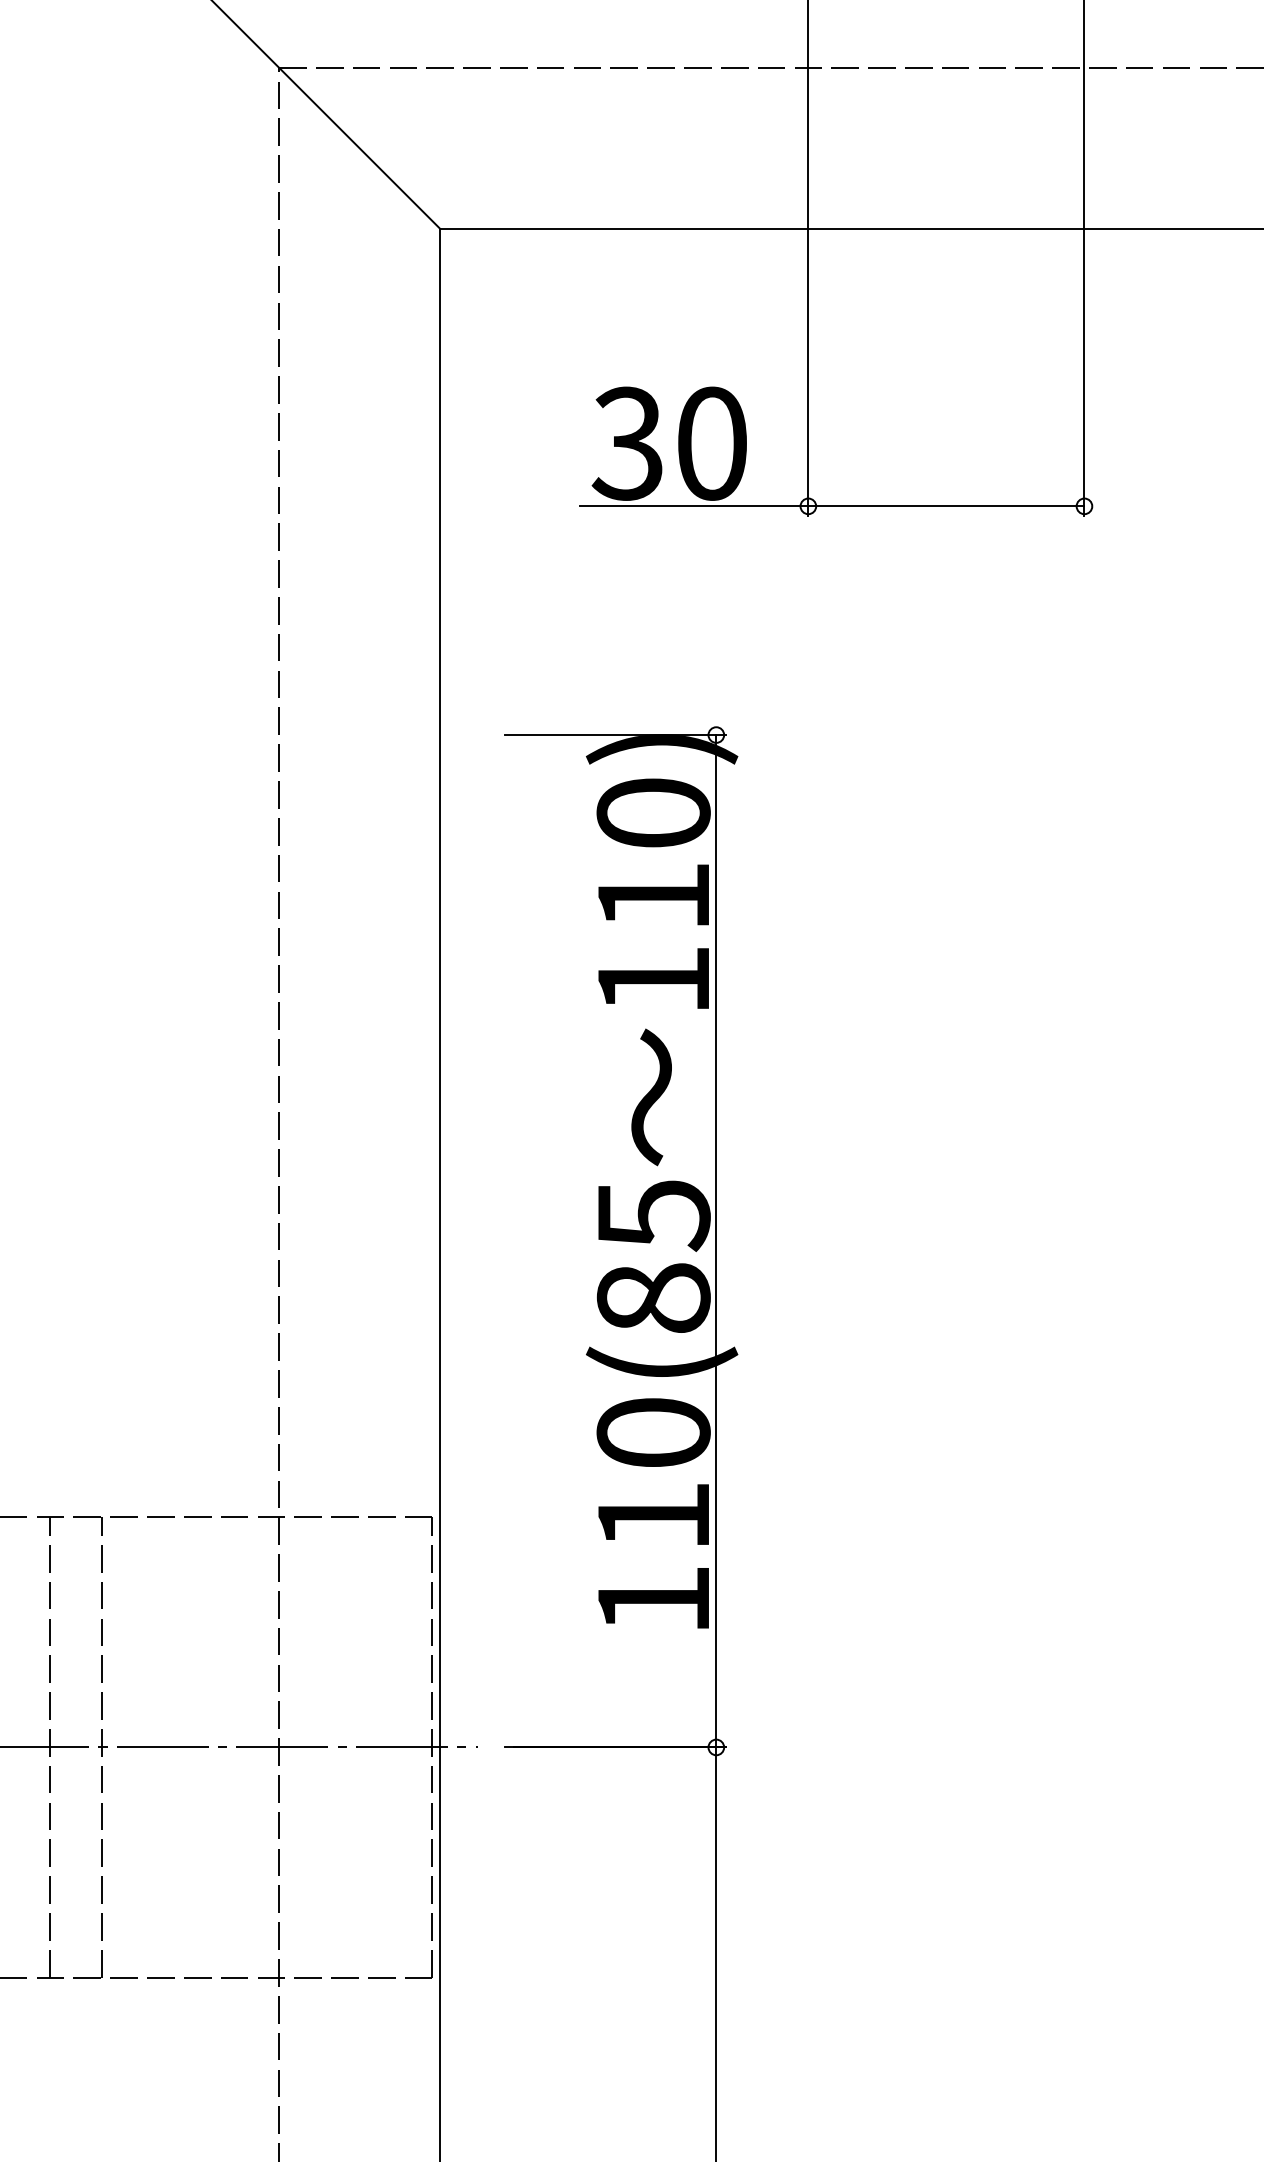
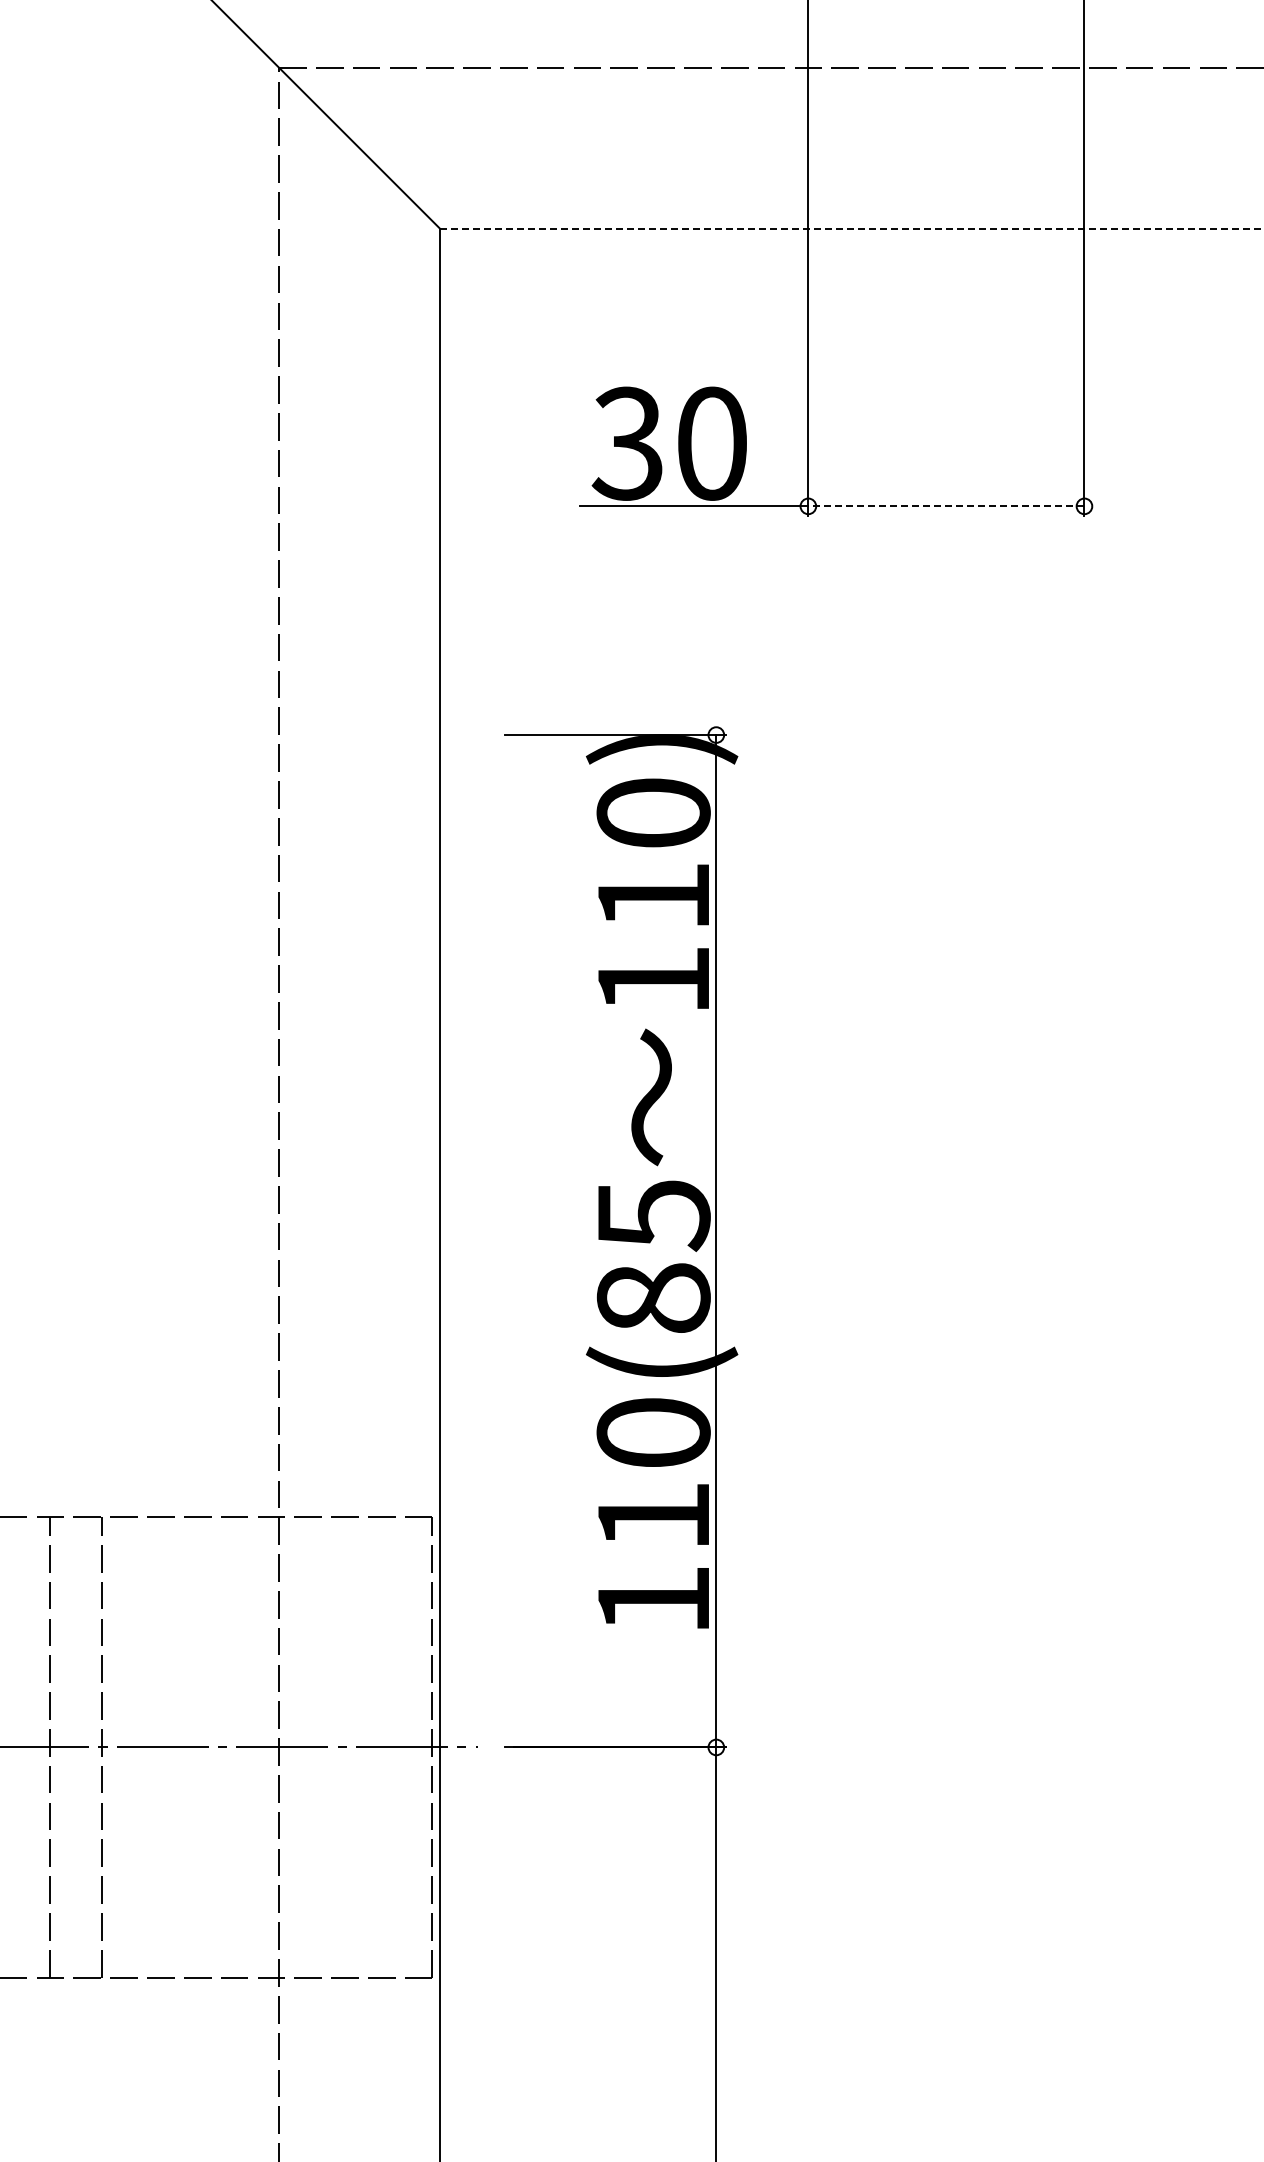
line: solid -> dashed (852, 228)
line: solid -> dashed (945, 506)
